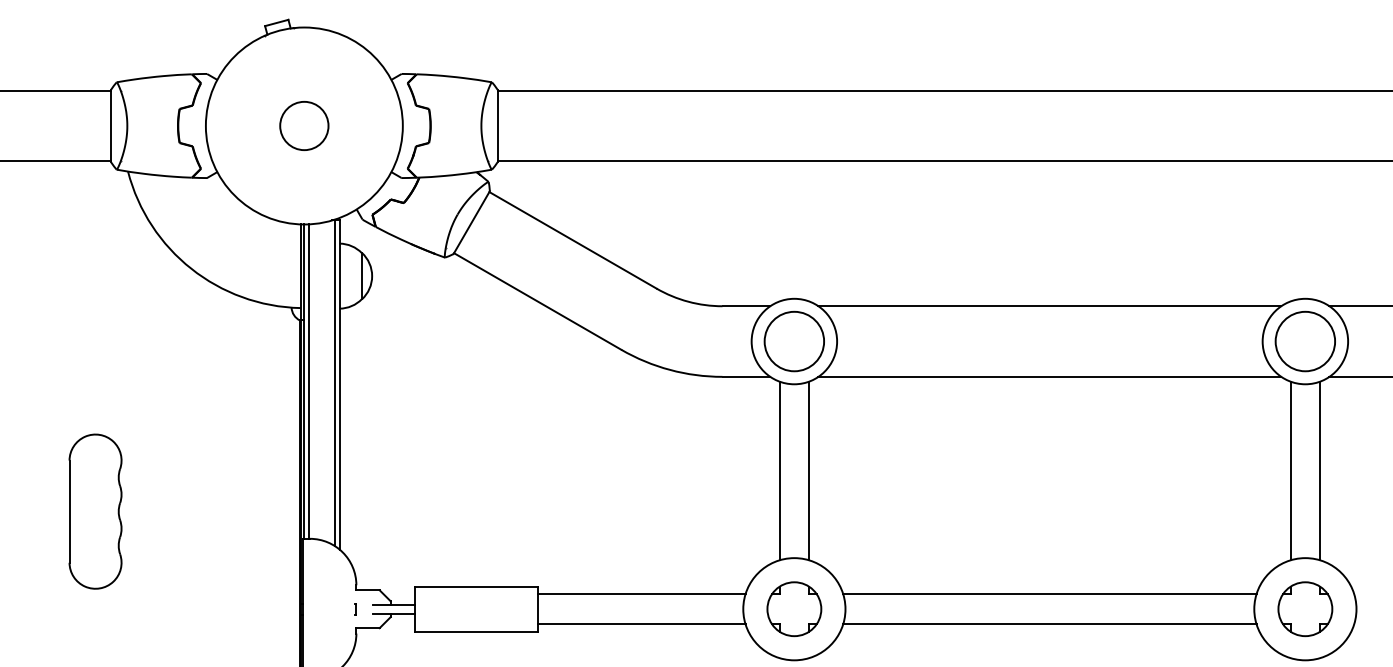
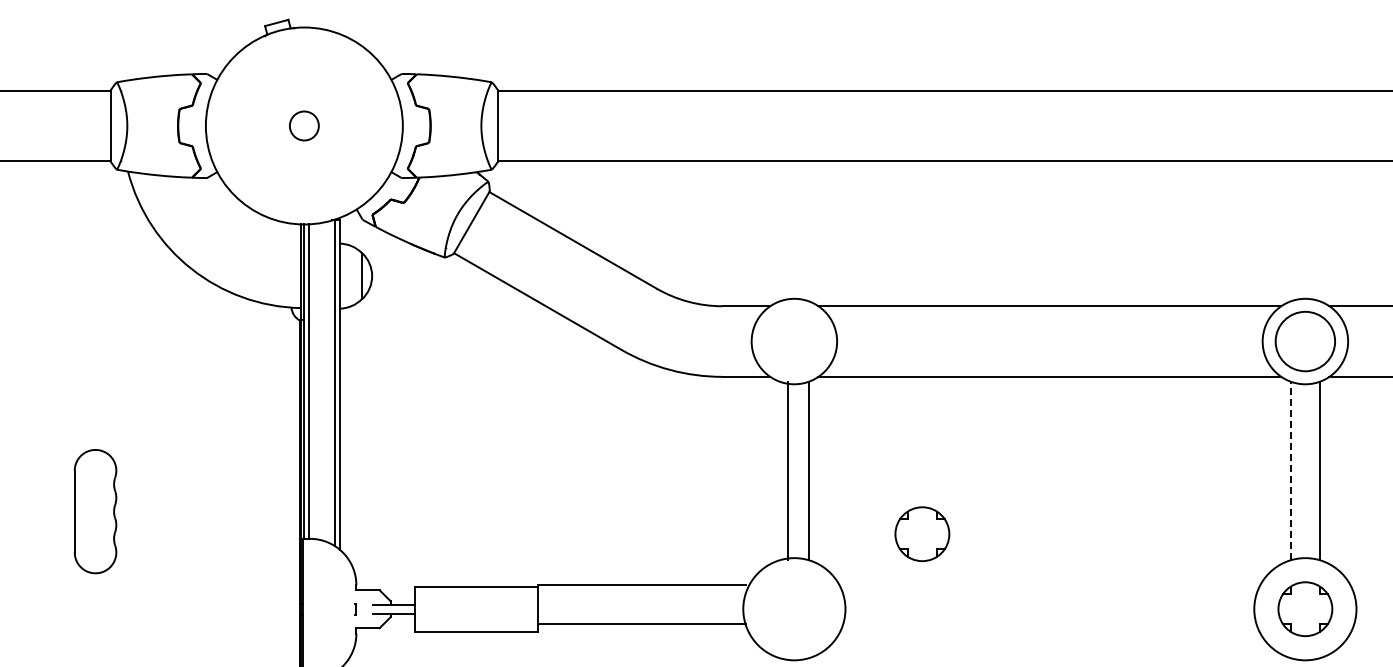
circle diameter: 48 px -> 29 px (303, 125)
circle: present -> none (793, 341)
line position: (779, 470) -> (787, 470) (787, 470)
line: solid -> dashed (1290, 470)
part size: 55x157 px -> 45x126 px (95, 511)
line position: (641, 594) -> (641, 585) (641, 585)
line: present -> none (1049, 594)
part position: (794, 609) -> (922, 534) (922, 534)
line: present -> none (1049, 624)
